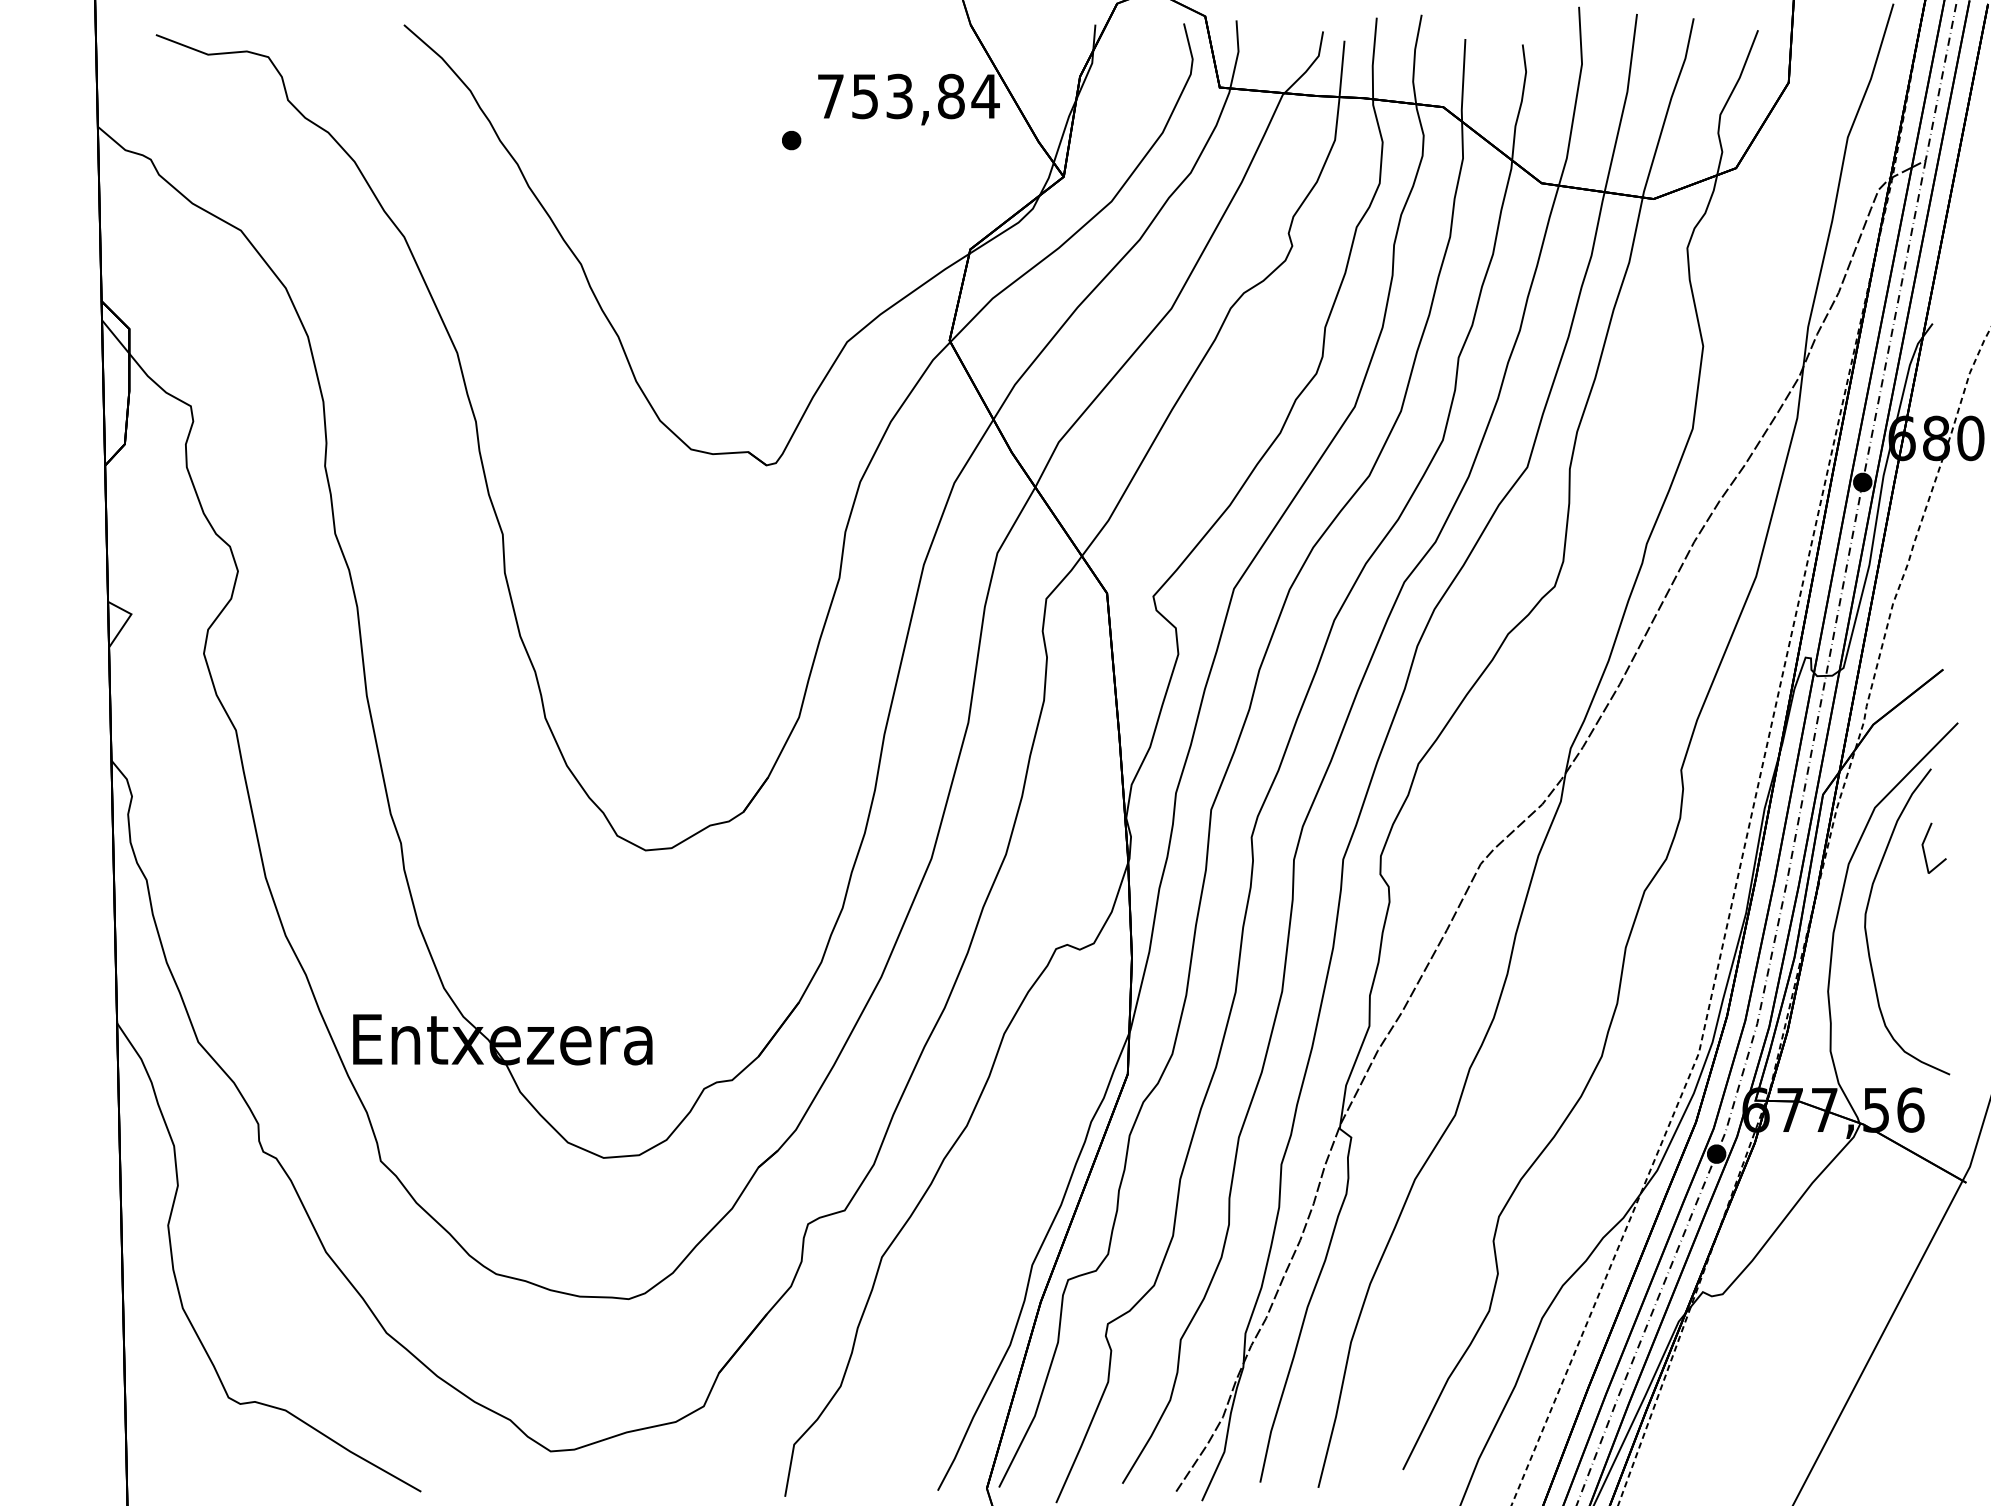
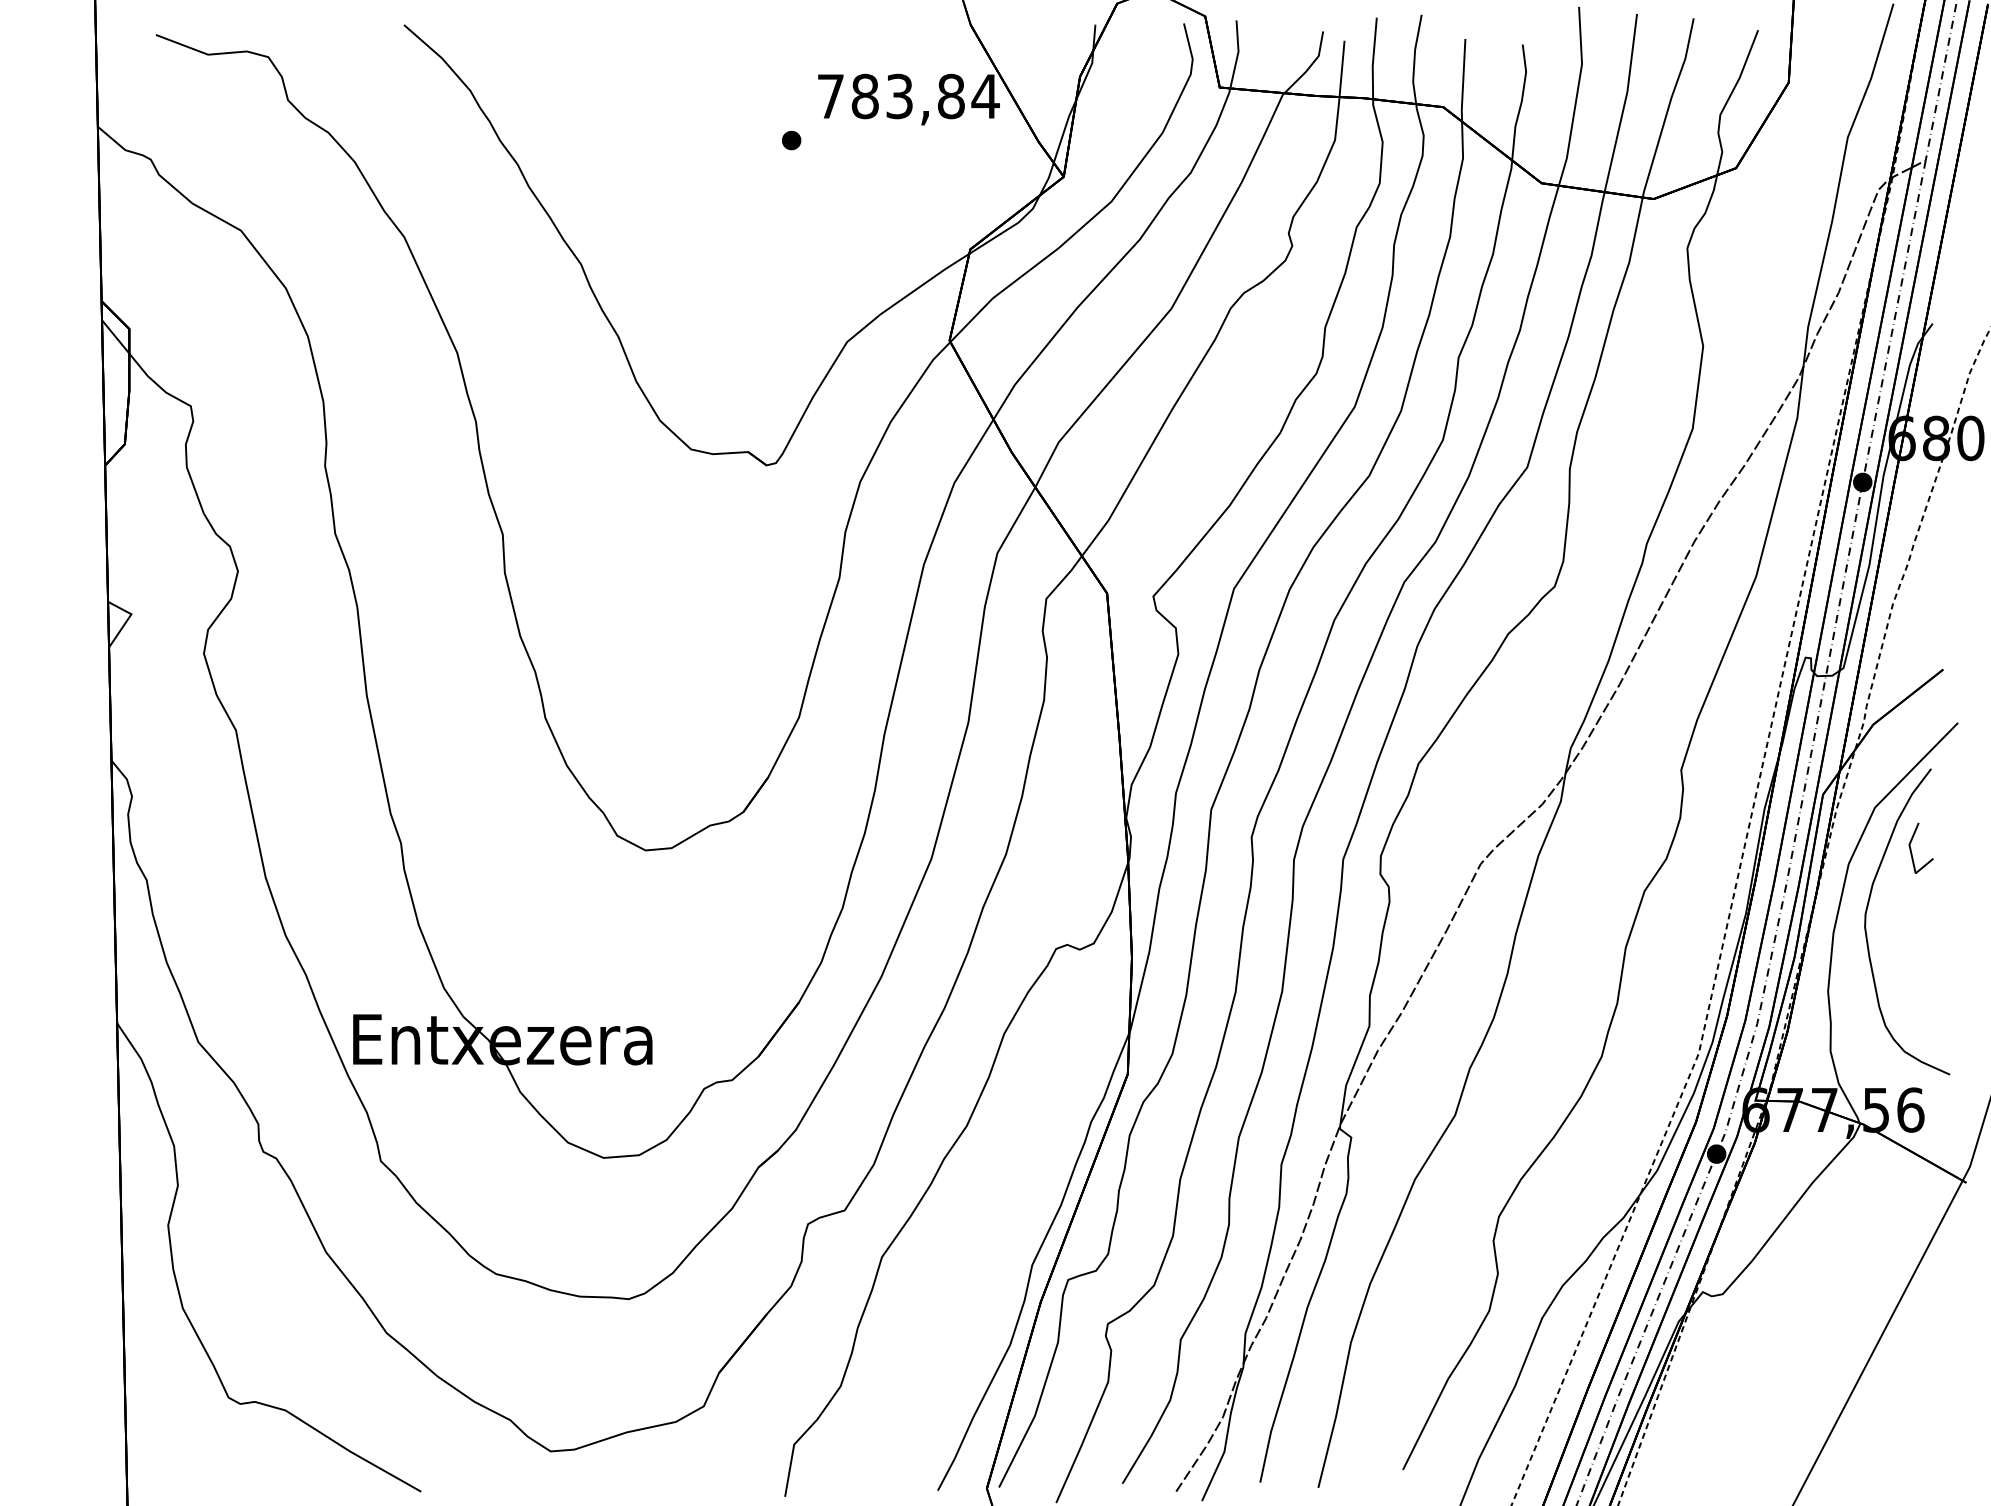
text: 753,84 -> 783,84 (864, 96)
line position: (1924, 848) -> (1911, 848) (1911, 848)
